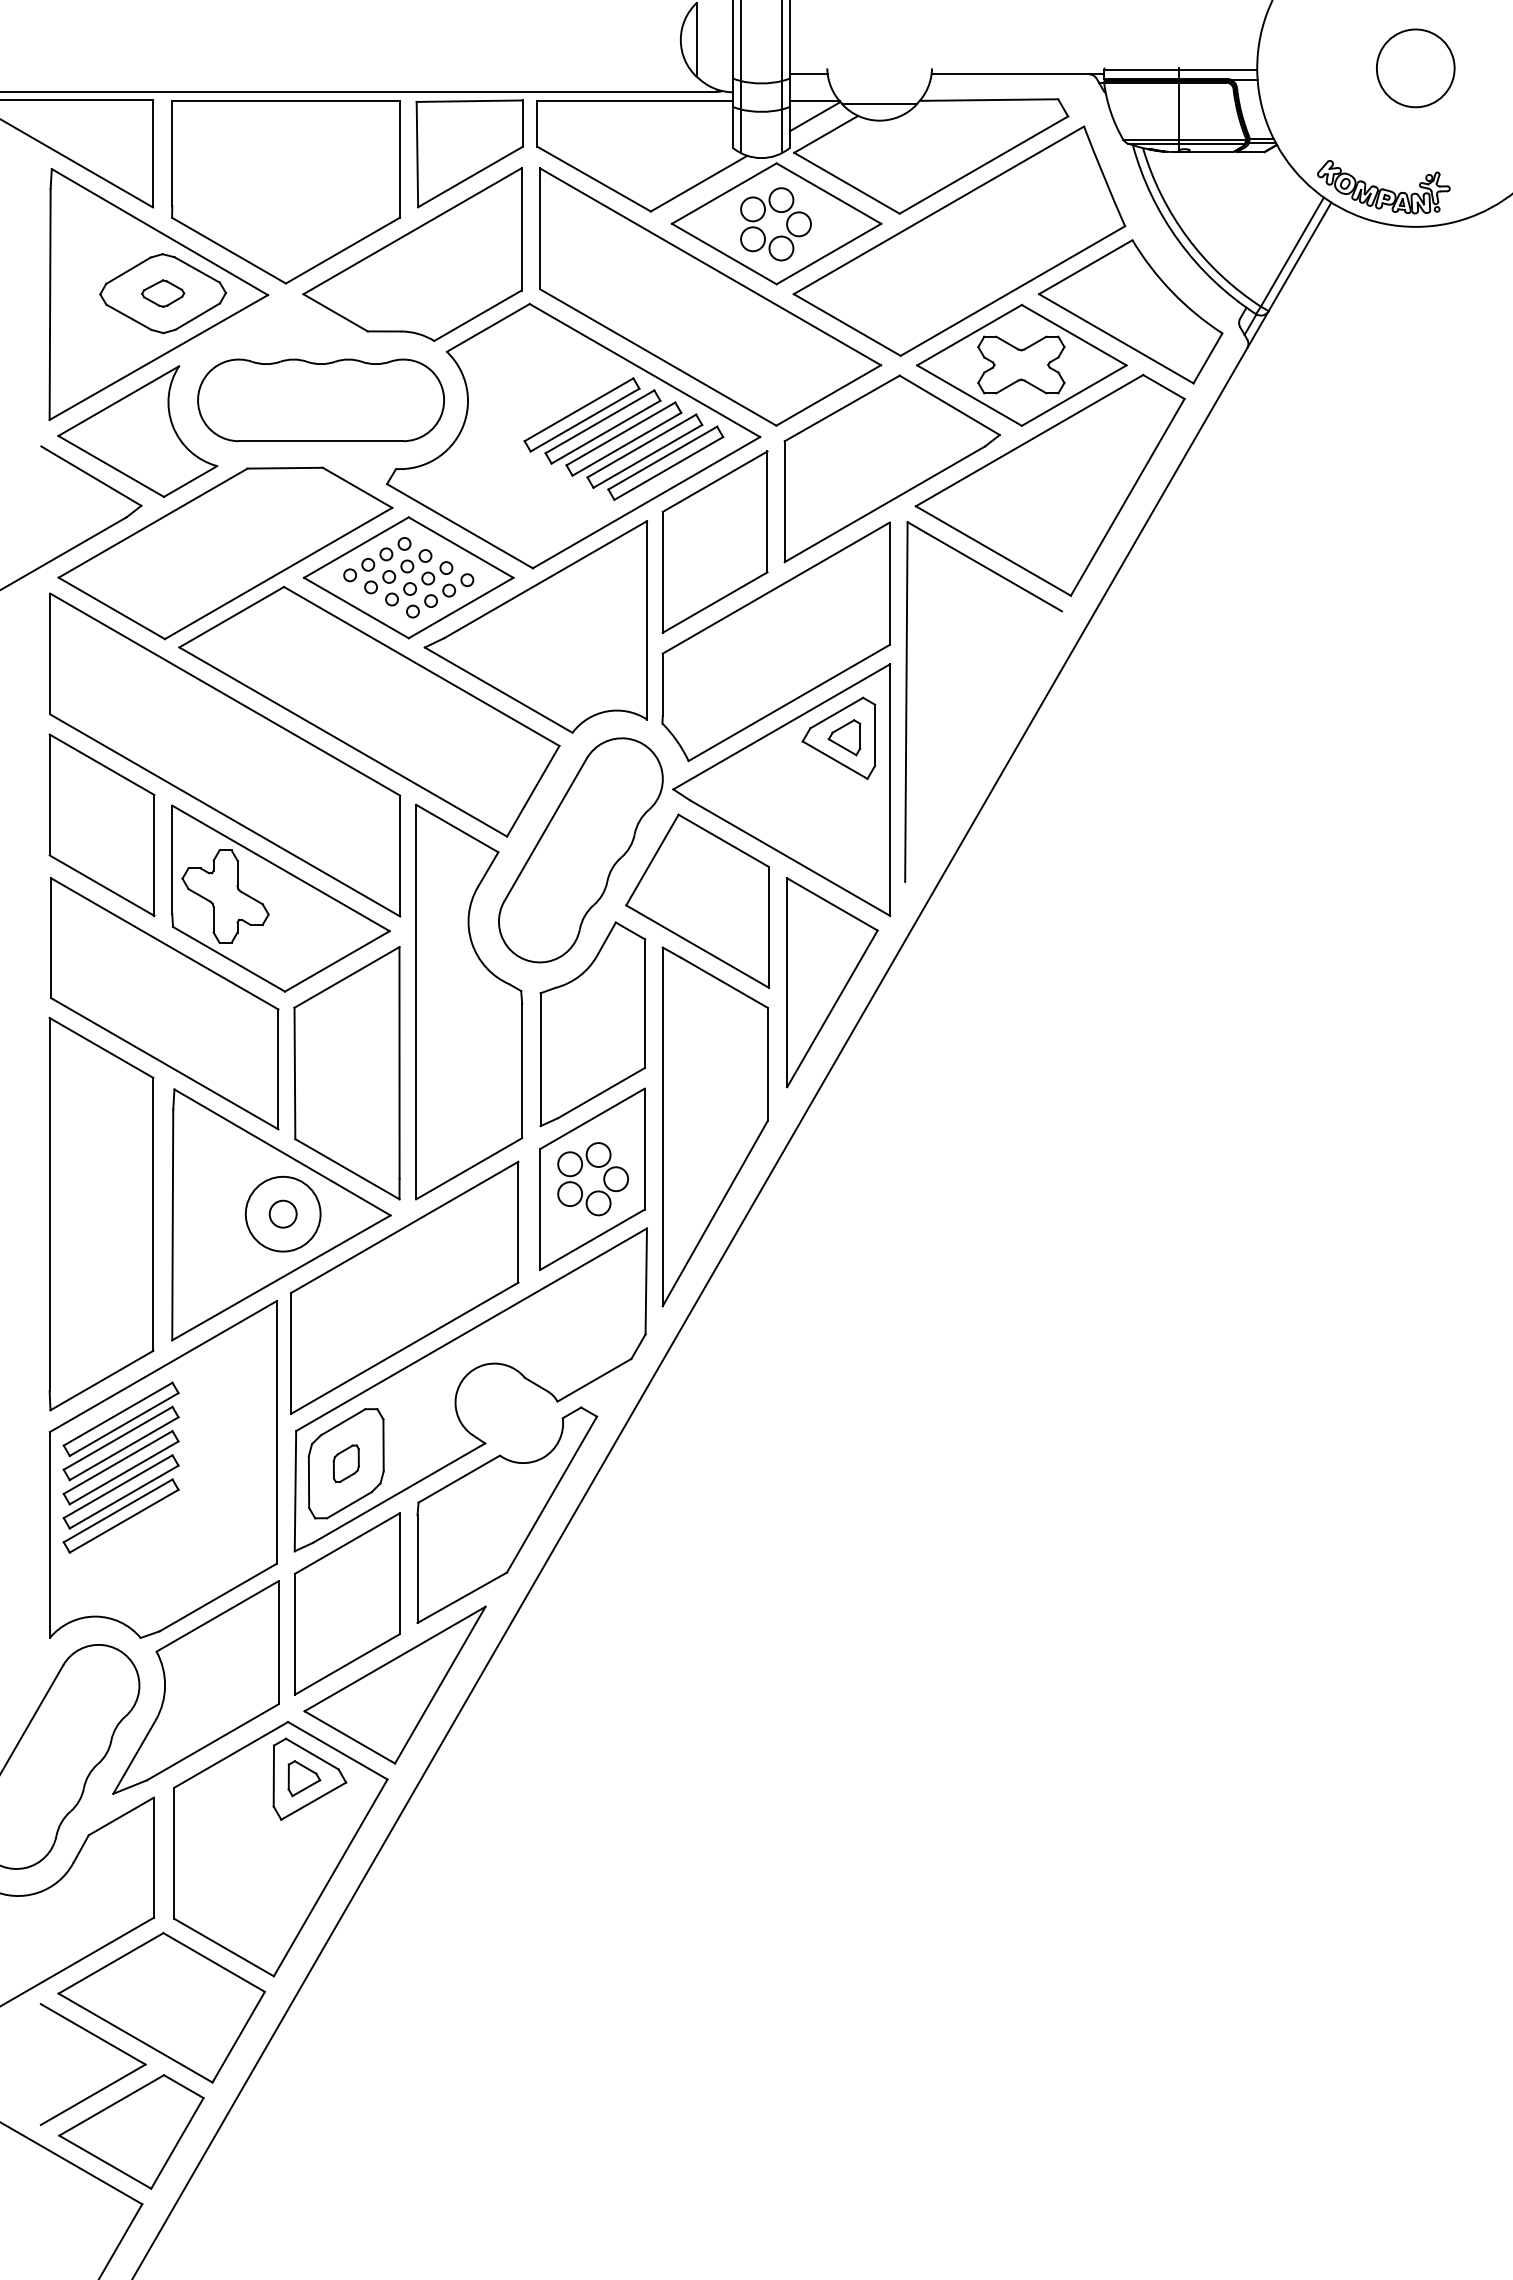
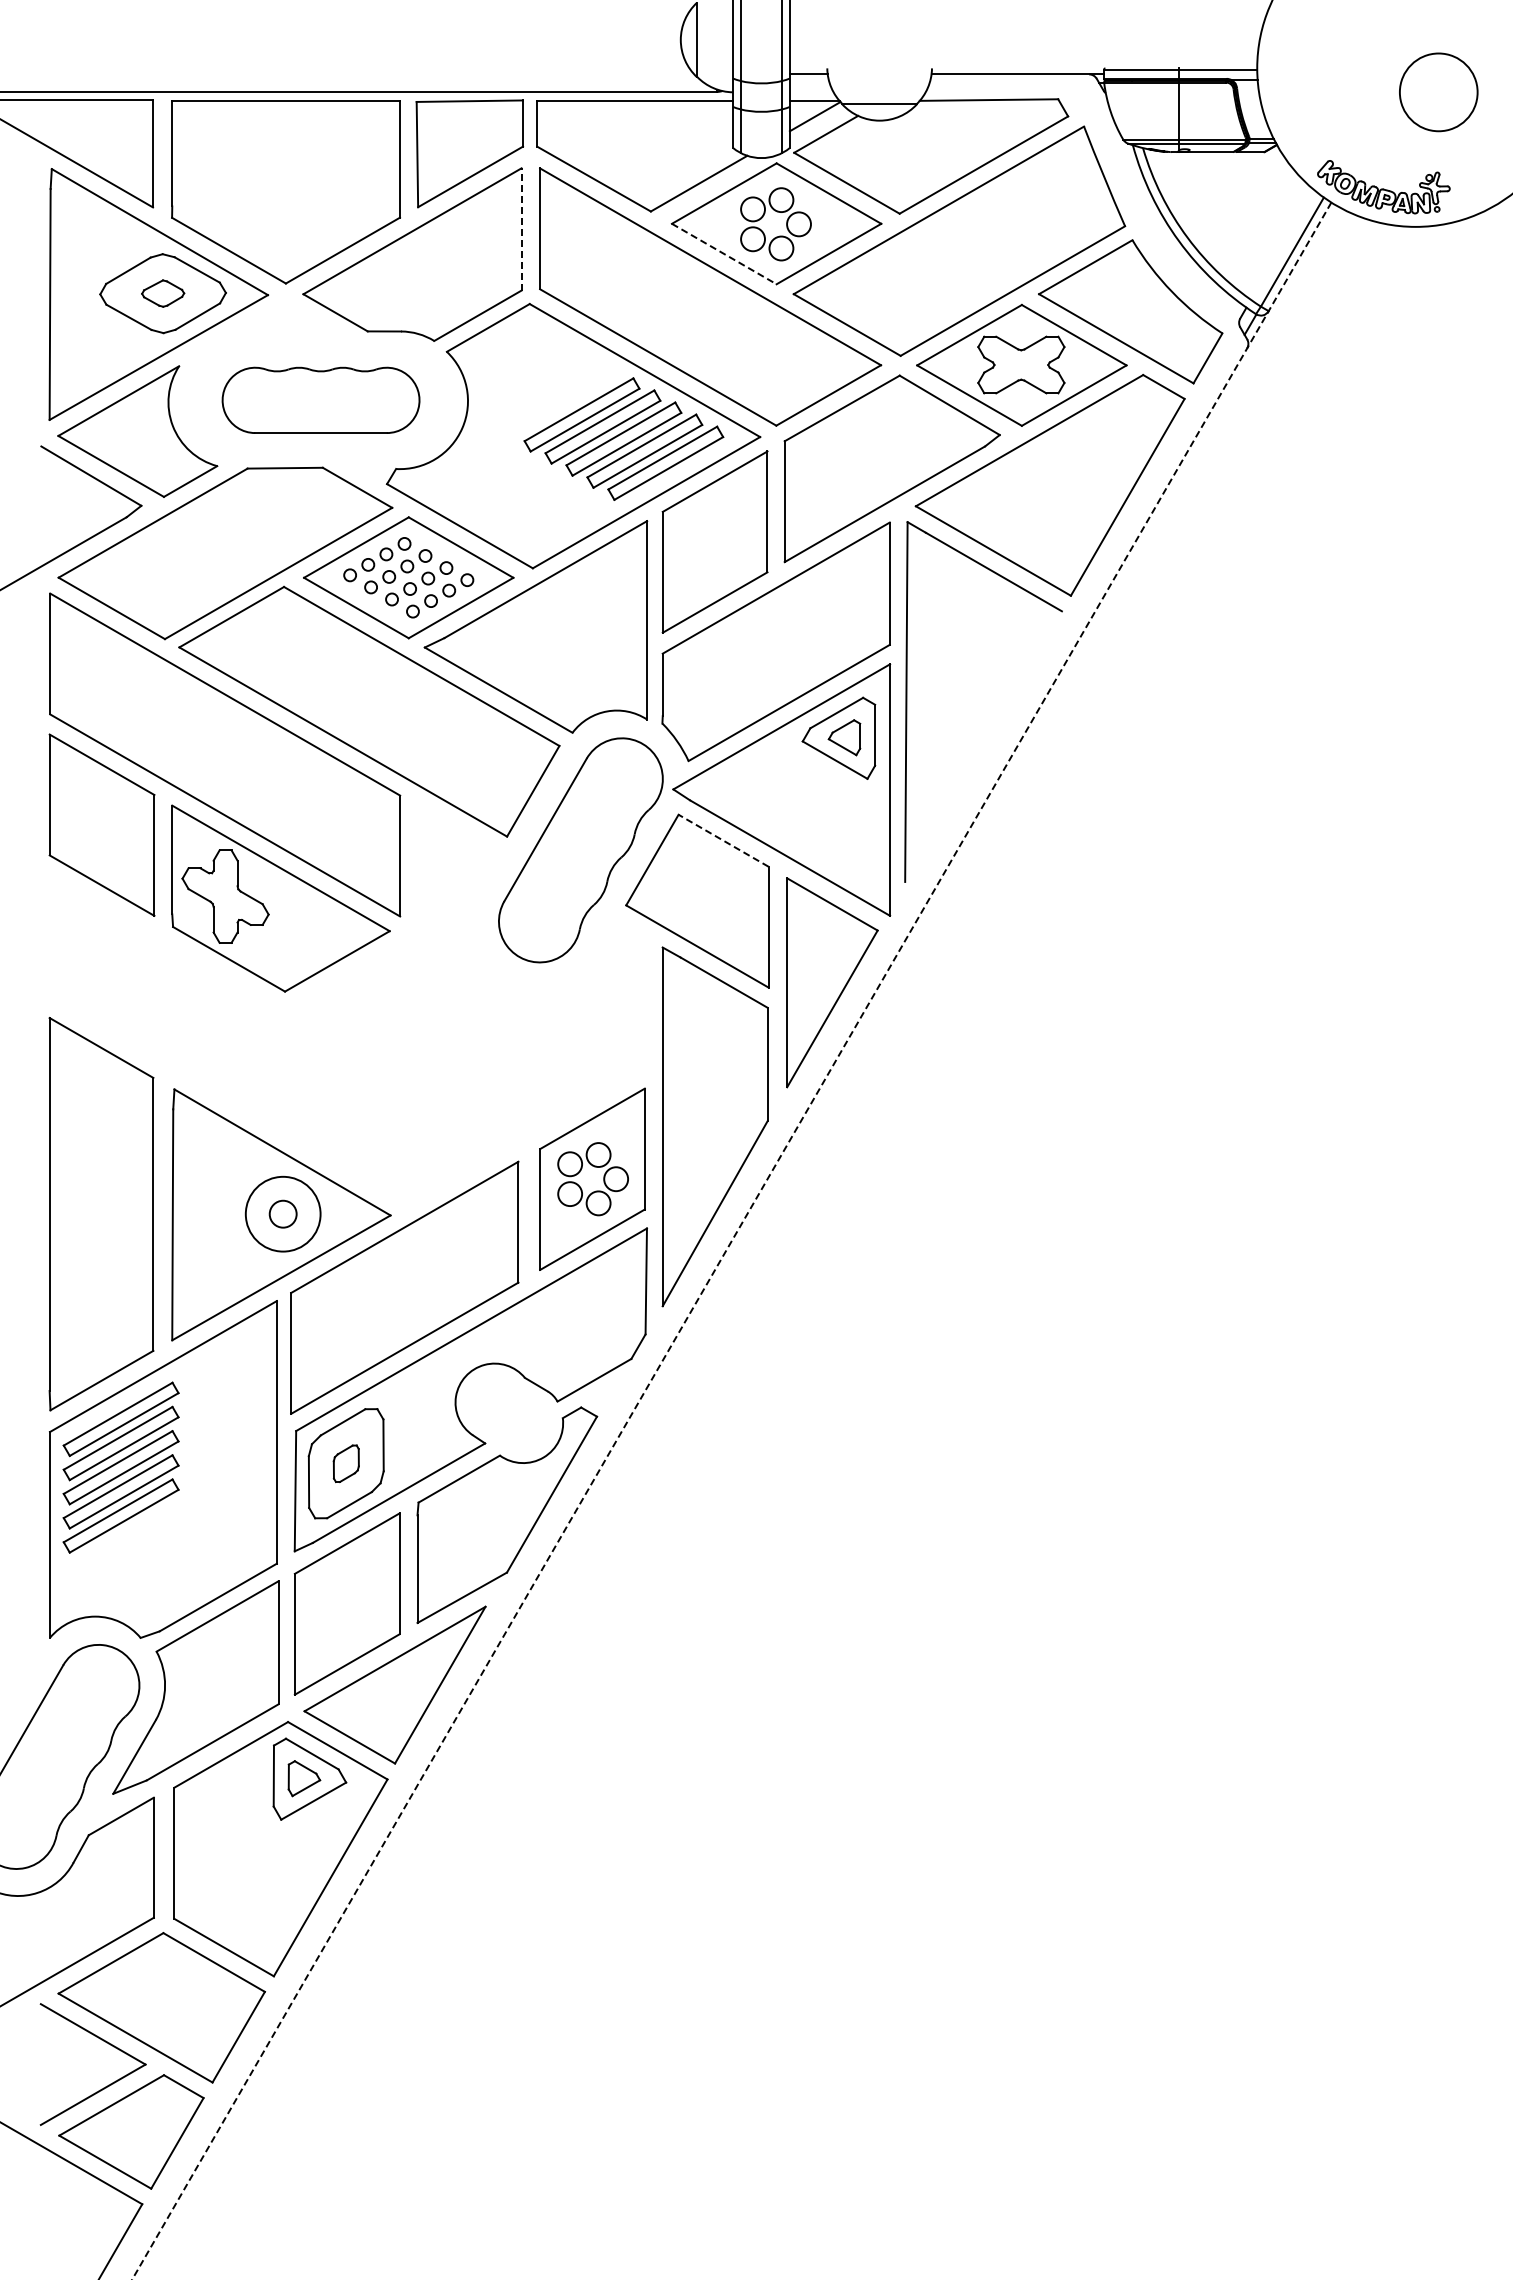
circle position: (1415, 68) -> (1438, 92) (1438, 92)
line: solid -> dashed (521, 228)
line: solid -> dashed (724, 254)
part size: 248x85 px -> 200x68 px (320, 399)
line: solid -> dashed (723, 840)
part: present -> none (469, 1001)
part: present -> none (164, 1003)
part: present -> none (592, 1024)
part: present -> none (346, 1073)
line: solid -> dashed (731, 1241)
